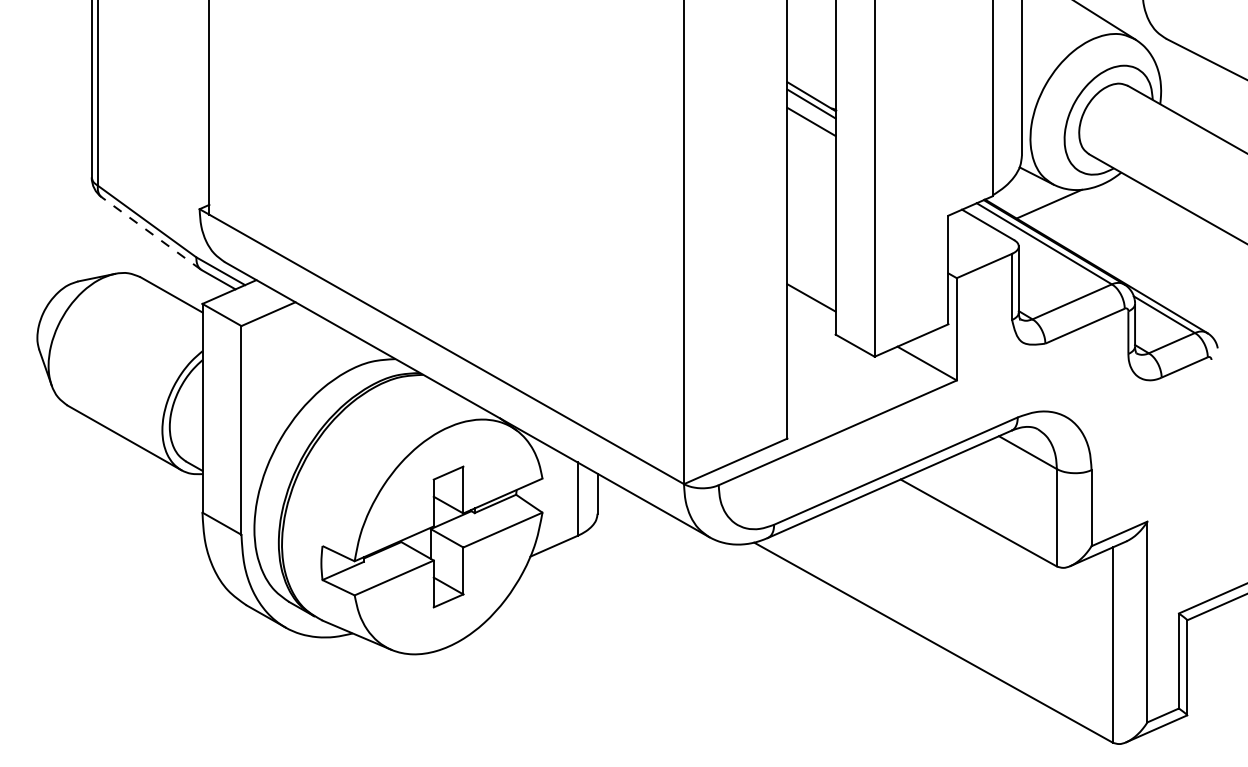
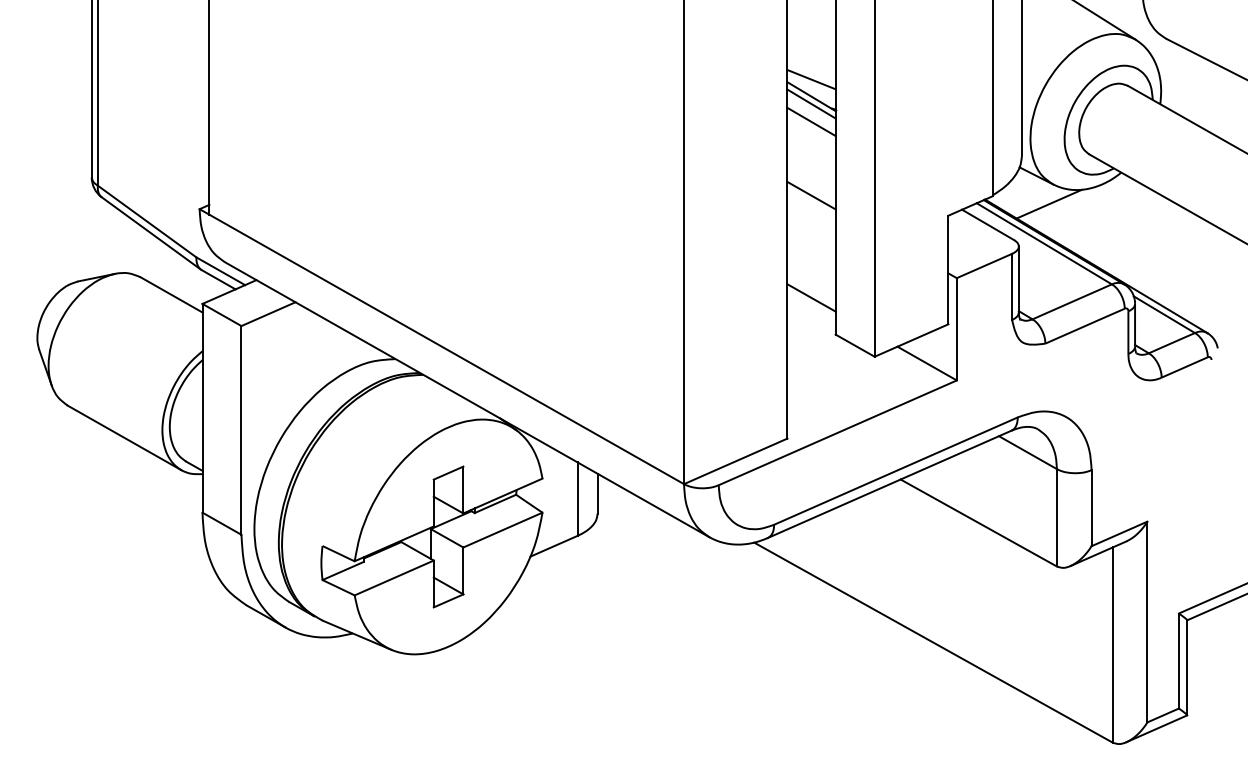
line: none -> present (811, 79)
line: none -> present (811, 195)
line: dashed -> solid (151, 233)
